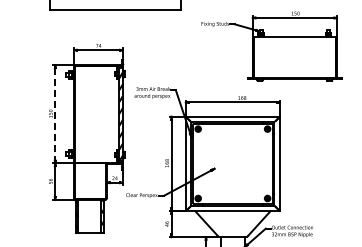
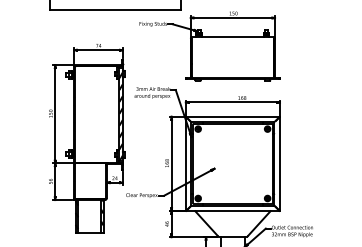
part position: (271, 46) -> (209, 46) (209, 46)
line: dashed -> solid (55, 114)
